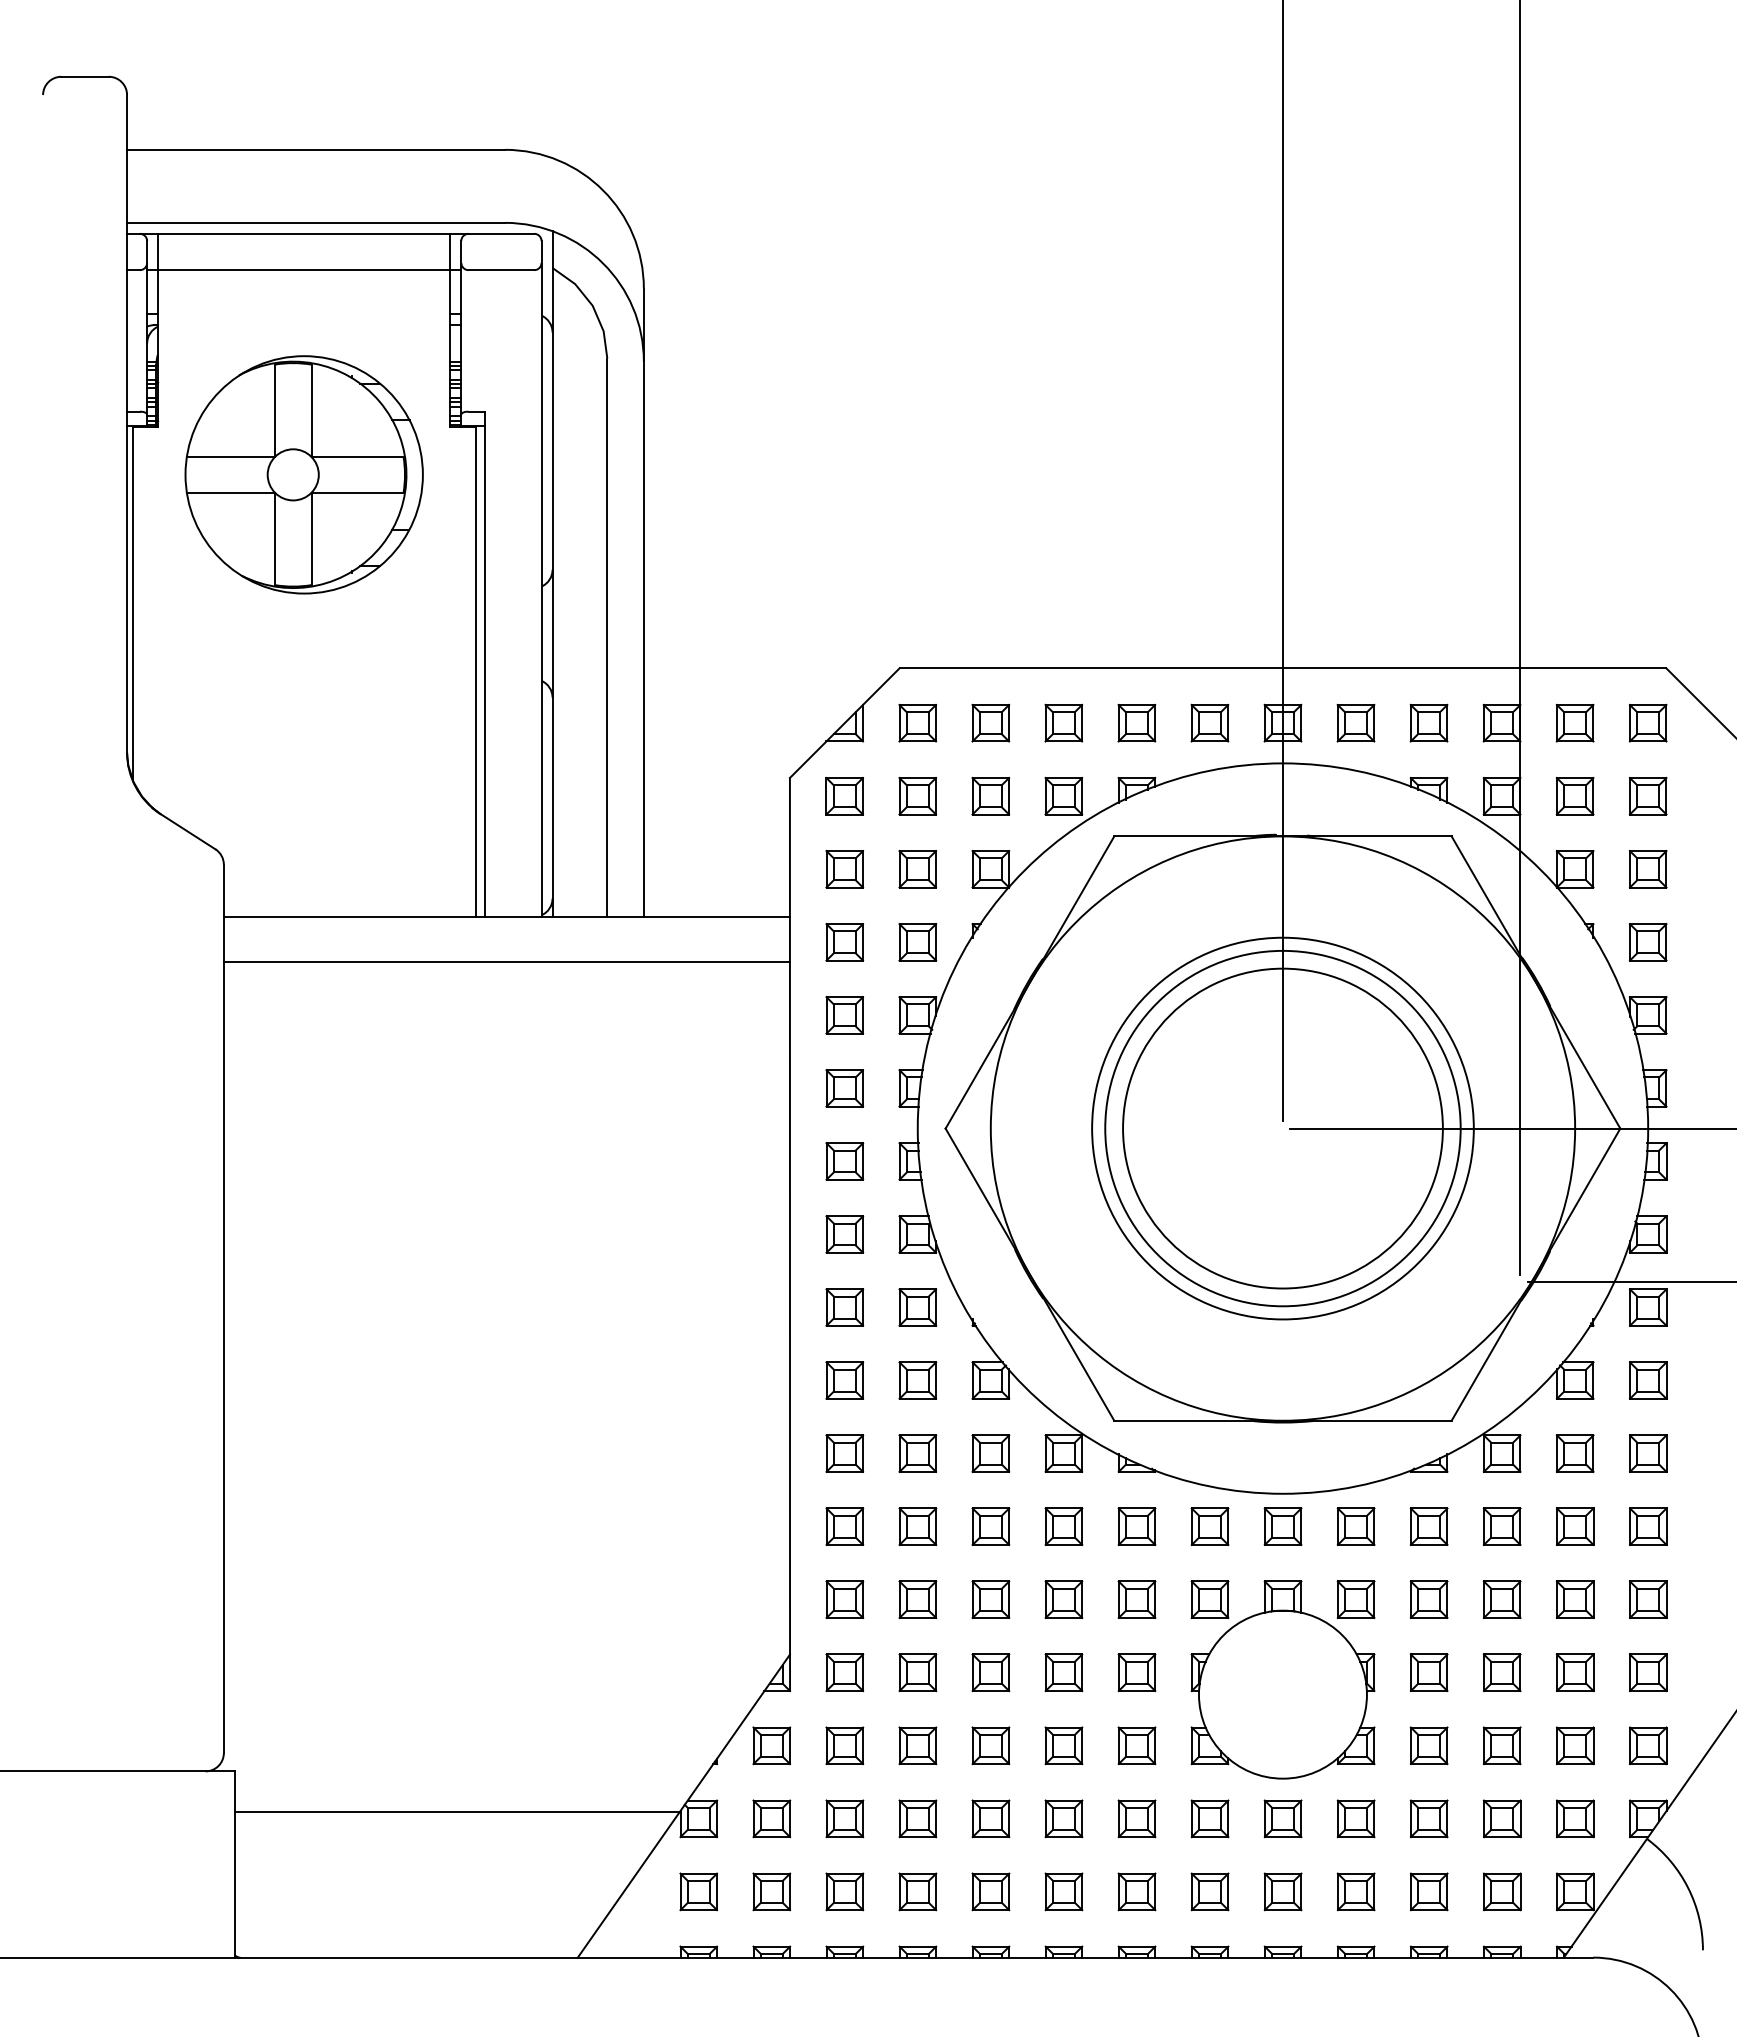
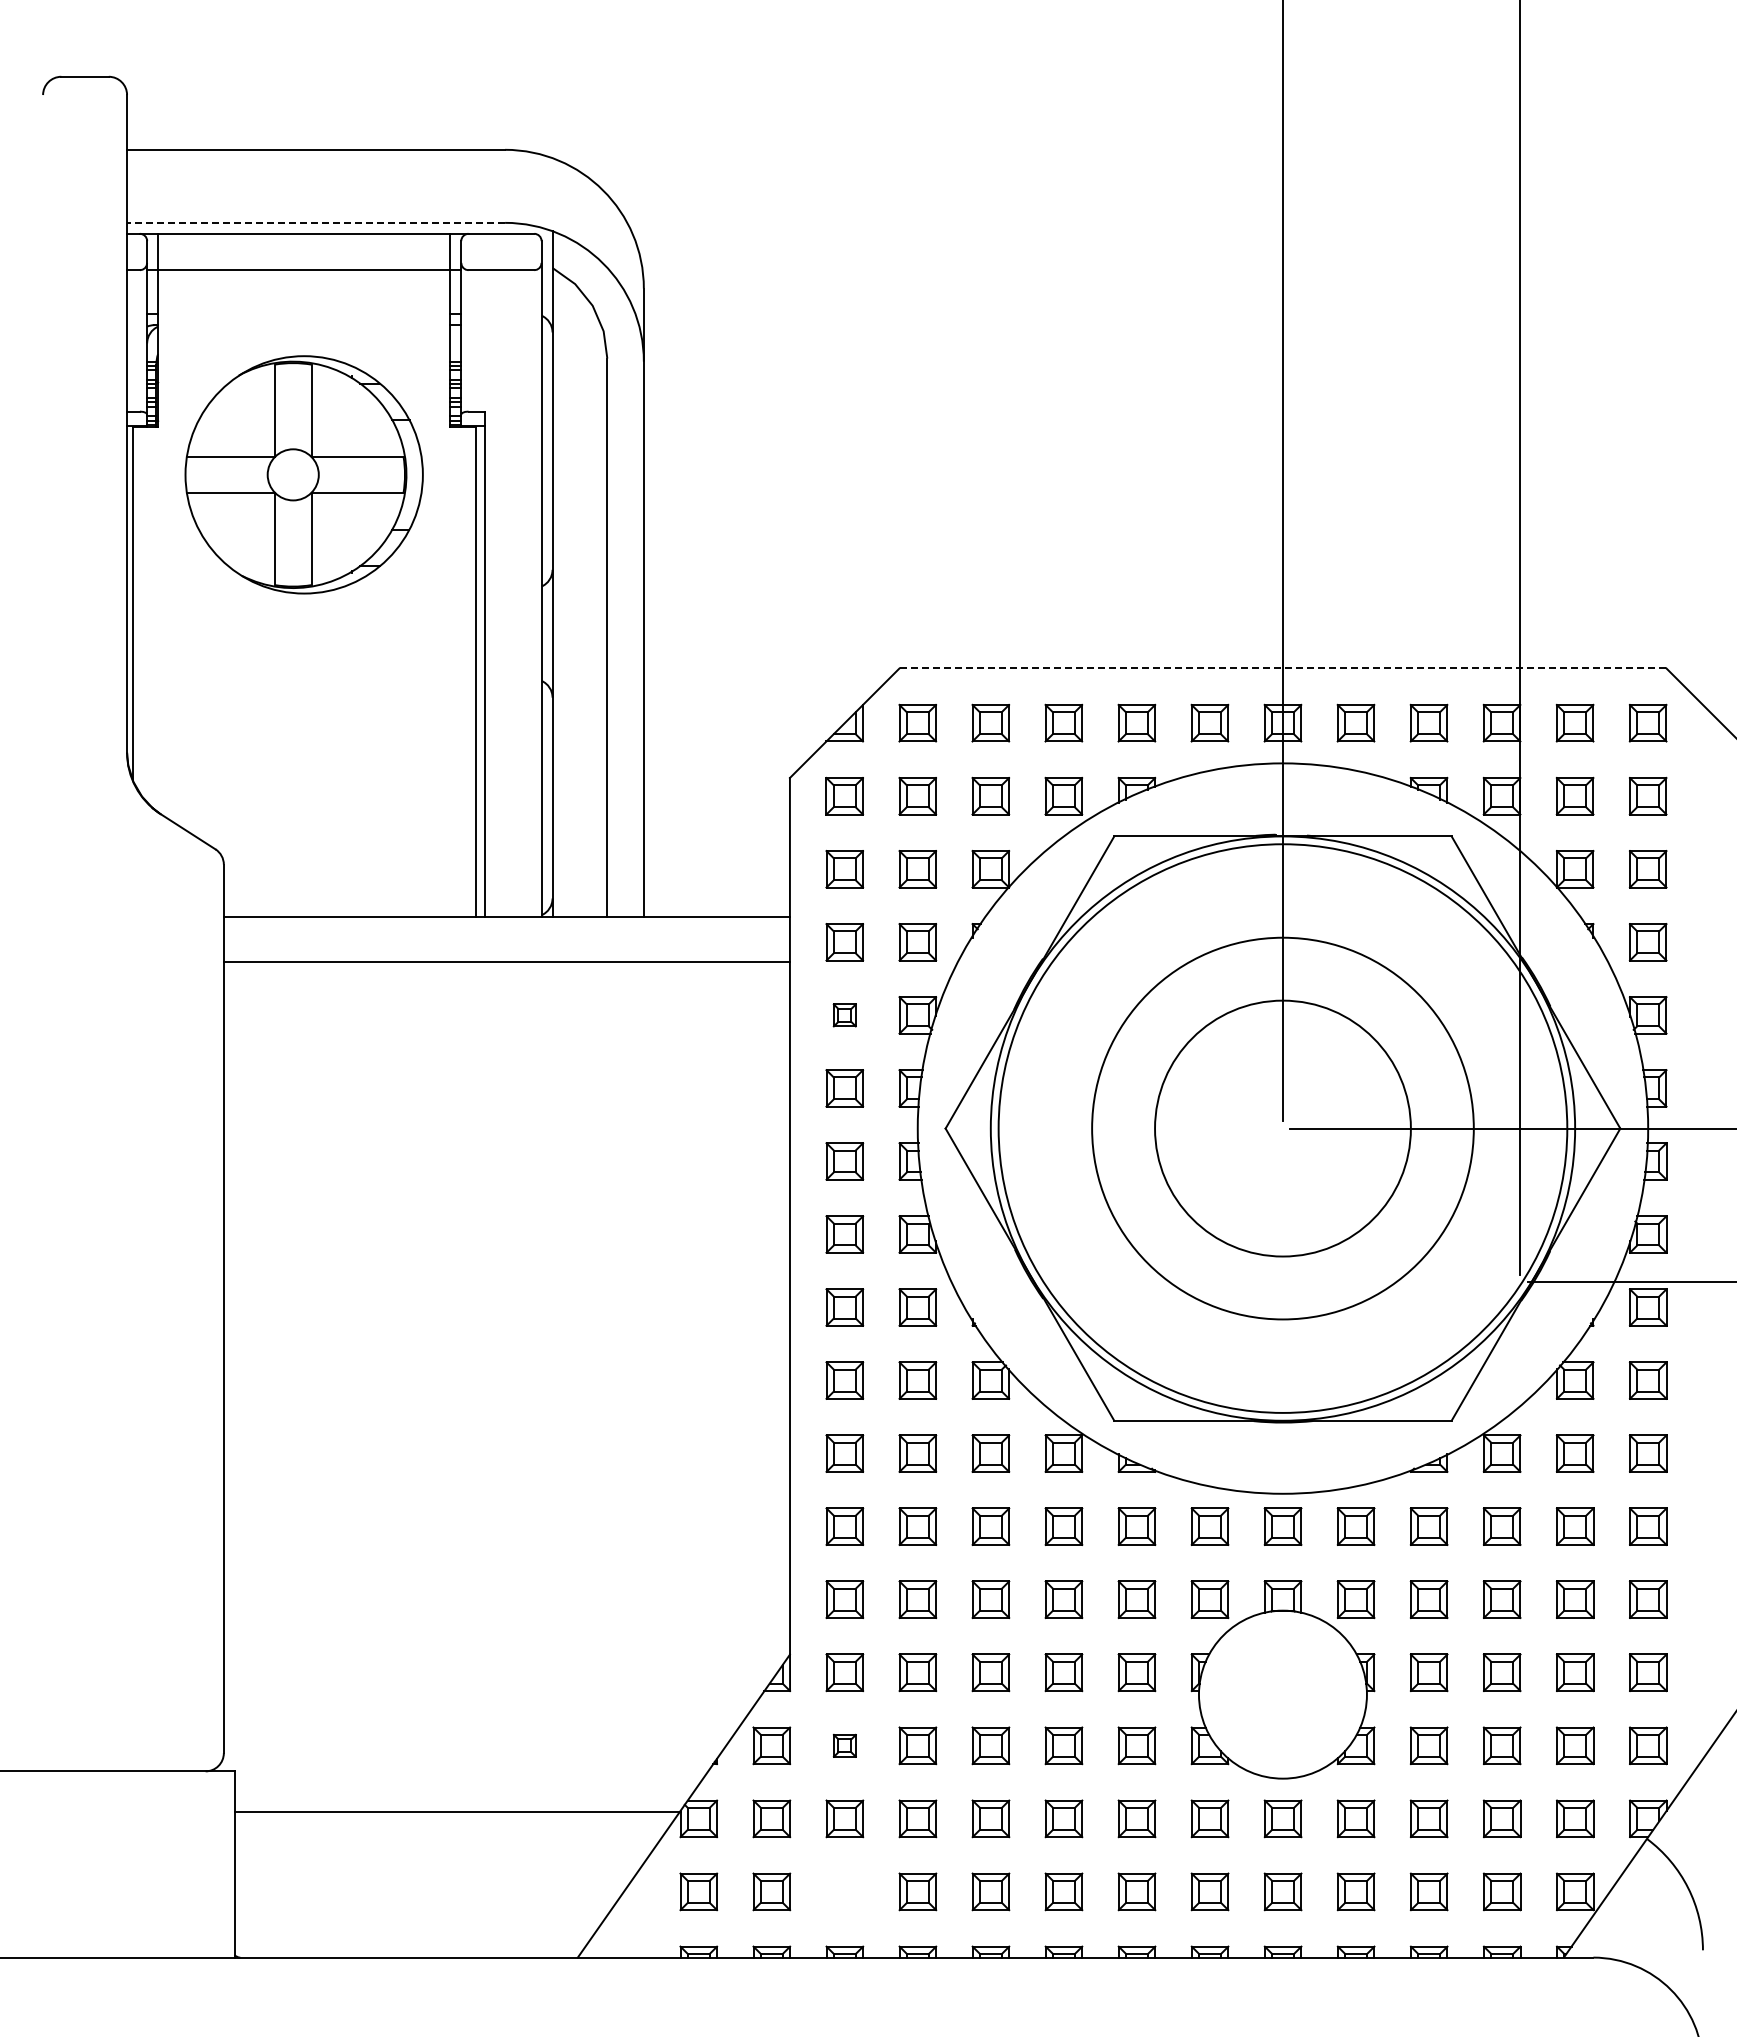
line: solid -> dashed (316, 222)
line: solid -> dashed (1283, 668)
part size: 40x39 px -> 25x25 px (844, 1015)
circle diameter: 320 px -> 256 px (1282, 1128)
circle diameter: 355 px -> 569 px (1282, 1128)
part size: 40x40 px -> 25x25 px (844, 1745)
part: present -> none (844, 1891)
